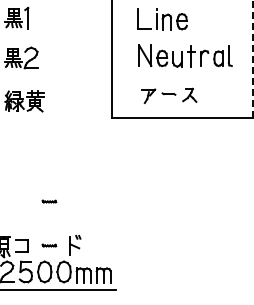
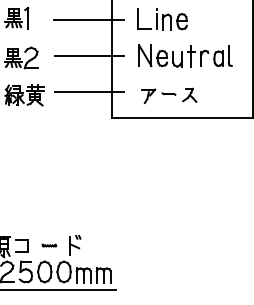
line: none -> present (88, 20)
line: none -> present (88, 55)
line: dashed -> solid (252, 58)
line: none -> present (88, 91)
part position: (24, 101) -> (24, 95) (24, 95)
part: present -> none (49, 201)
